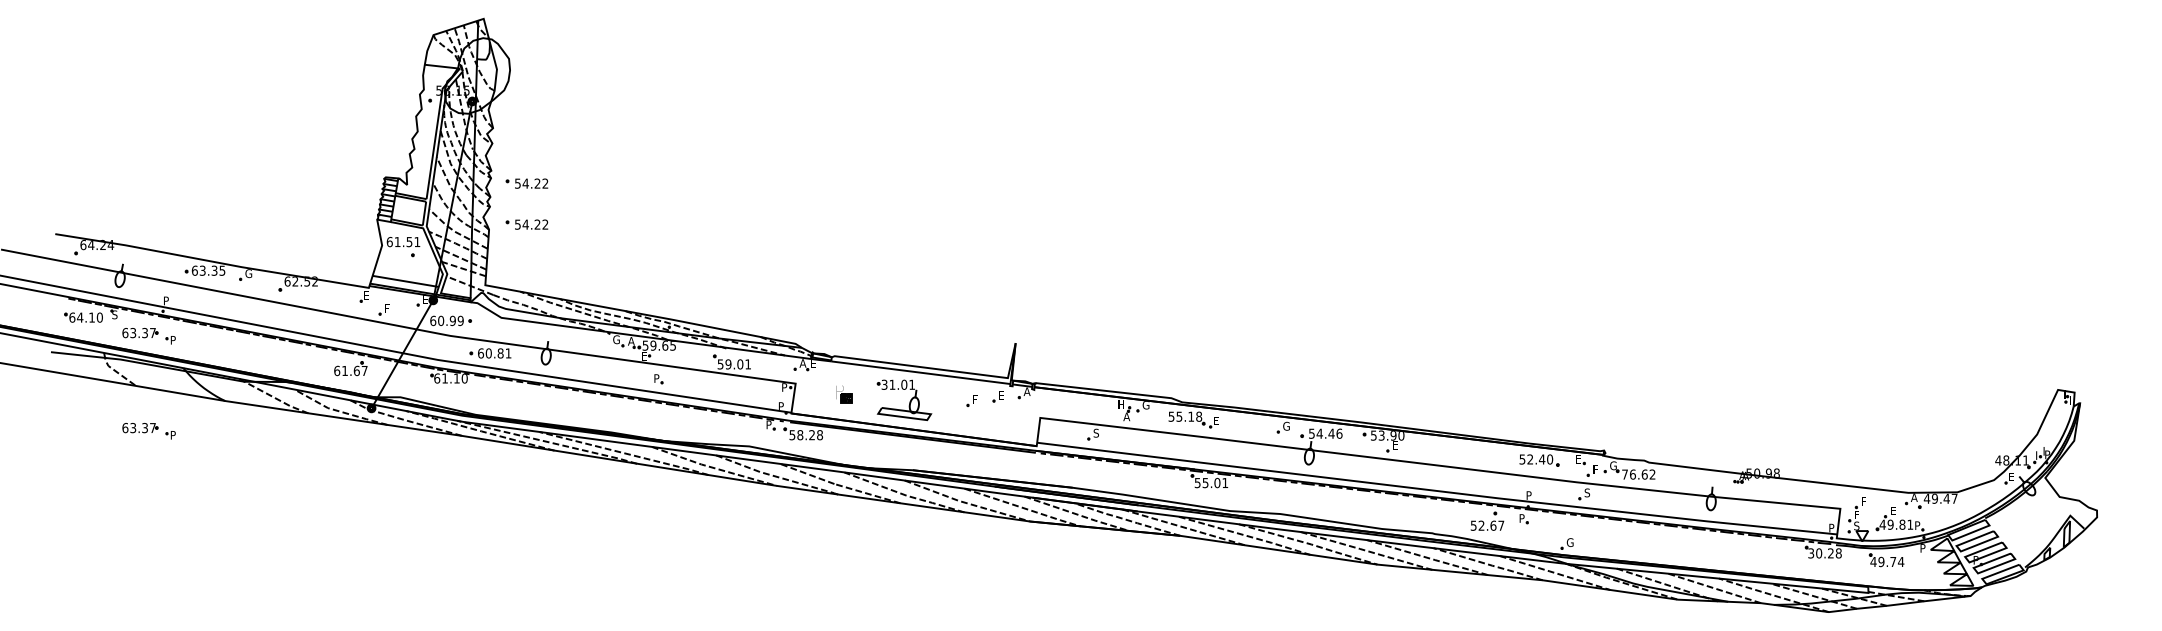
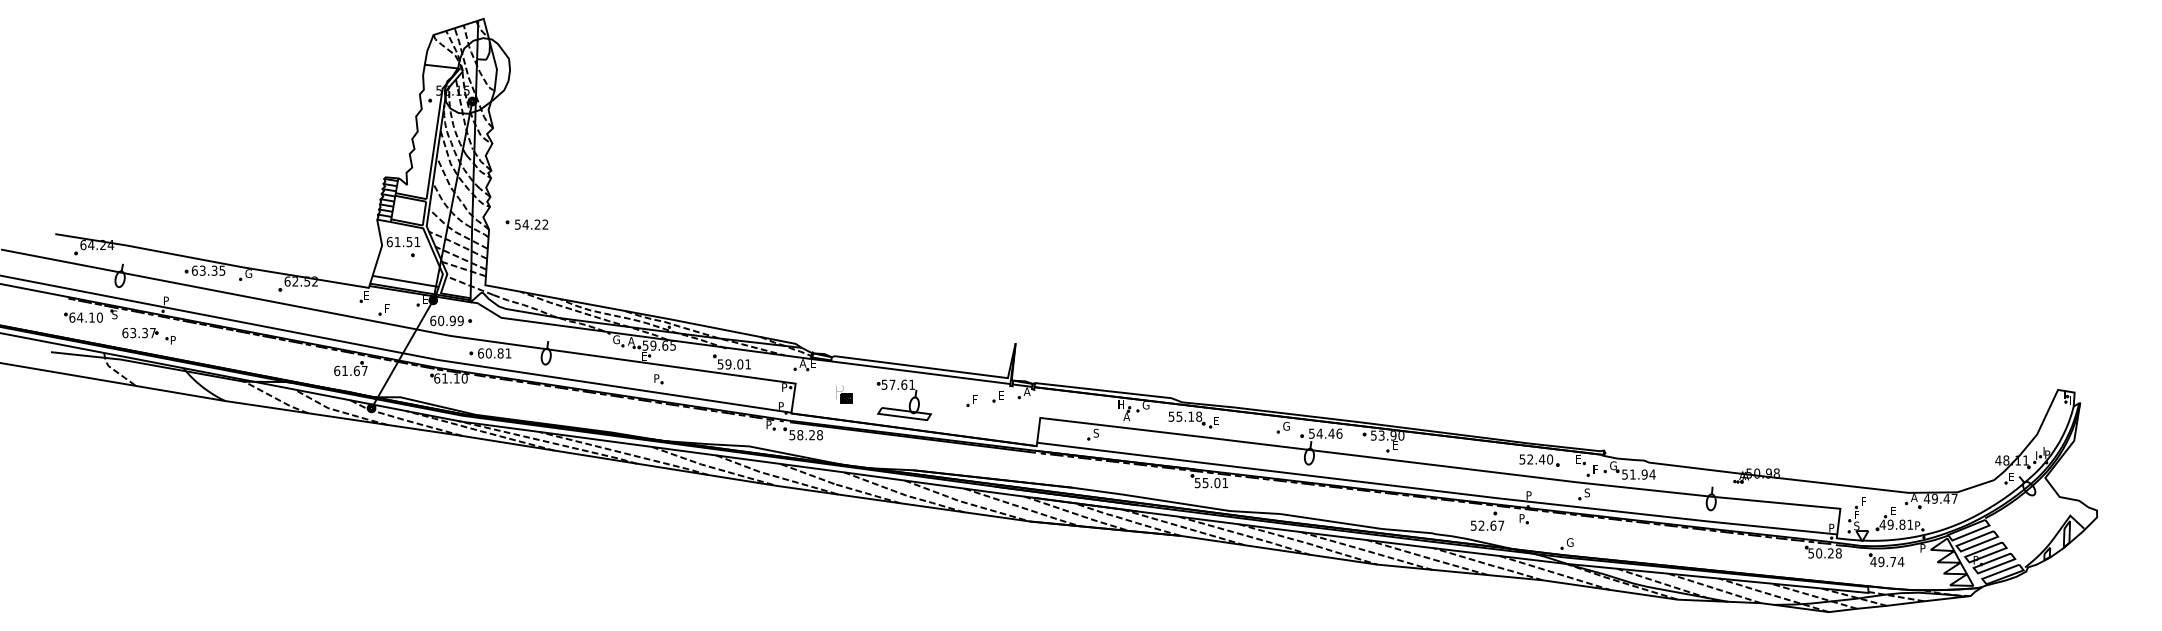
part: present -> none (526, 183)
text: 31.01 -> 57.61 (894, 384)
part: present -> none (148, 431)
text: 76.62 -> 51.94 (1638, 474)
text: 30.28 -> 50.28 (1810, 552)
